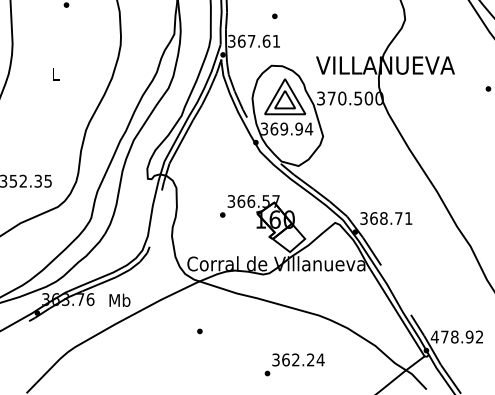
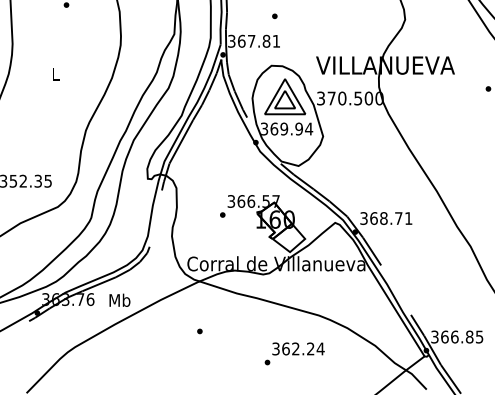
text: 367.61 -> 367.81 (266, 40)
text: 478.92 -> 366.85 (456, 336)
text position: (294, 364) -> (294, 353) (294, 353)
